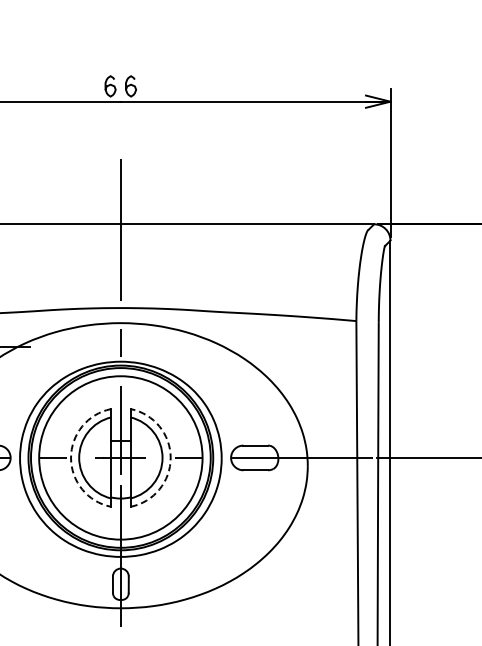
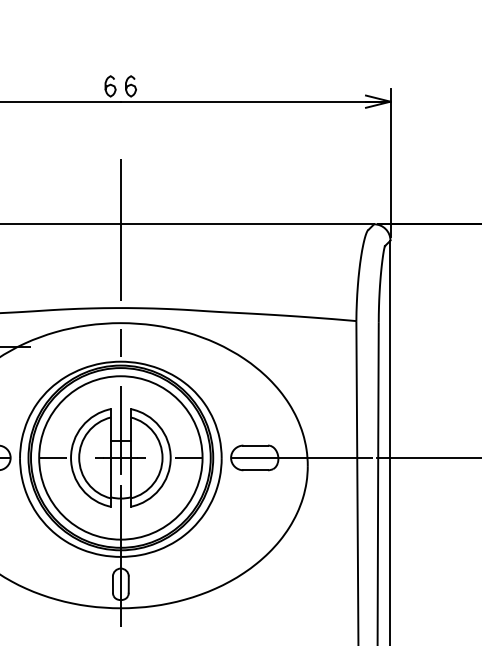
arc: dashed -> solid (71, 457)
arc: dashed -> solid (170, 457)
